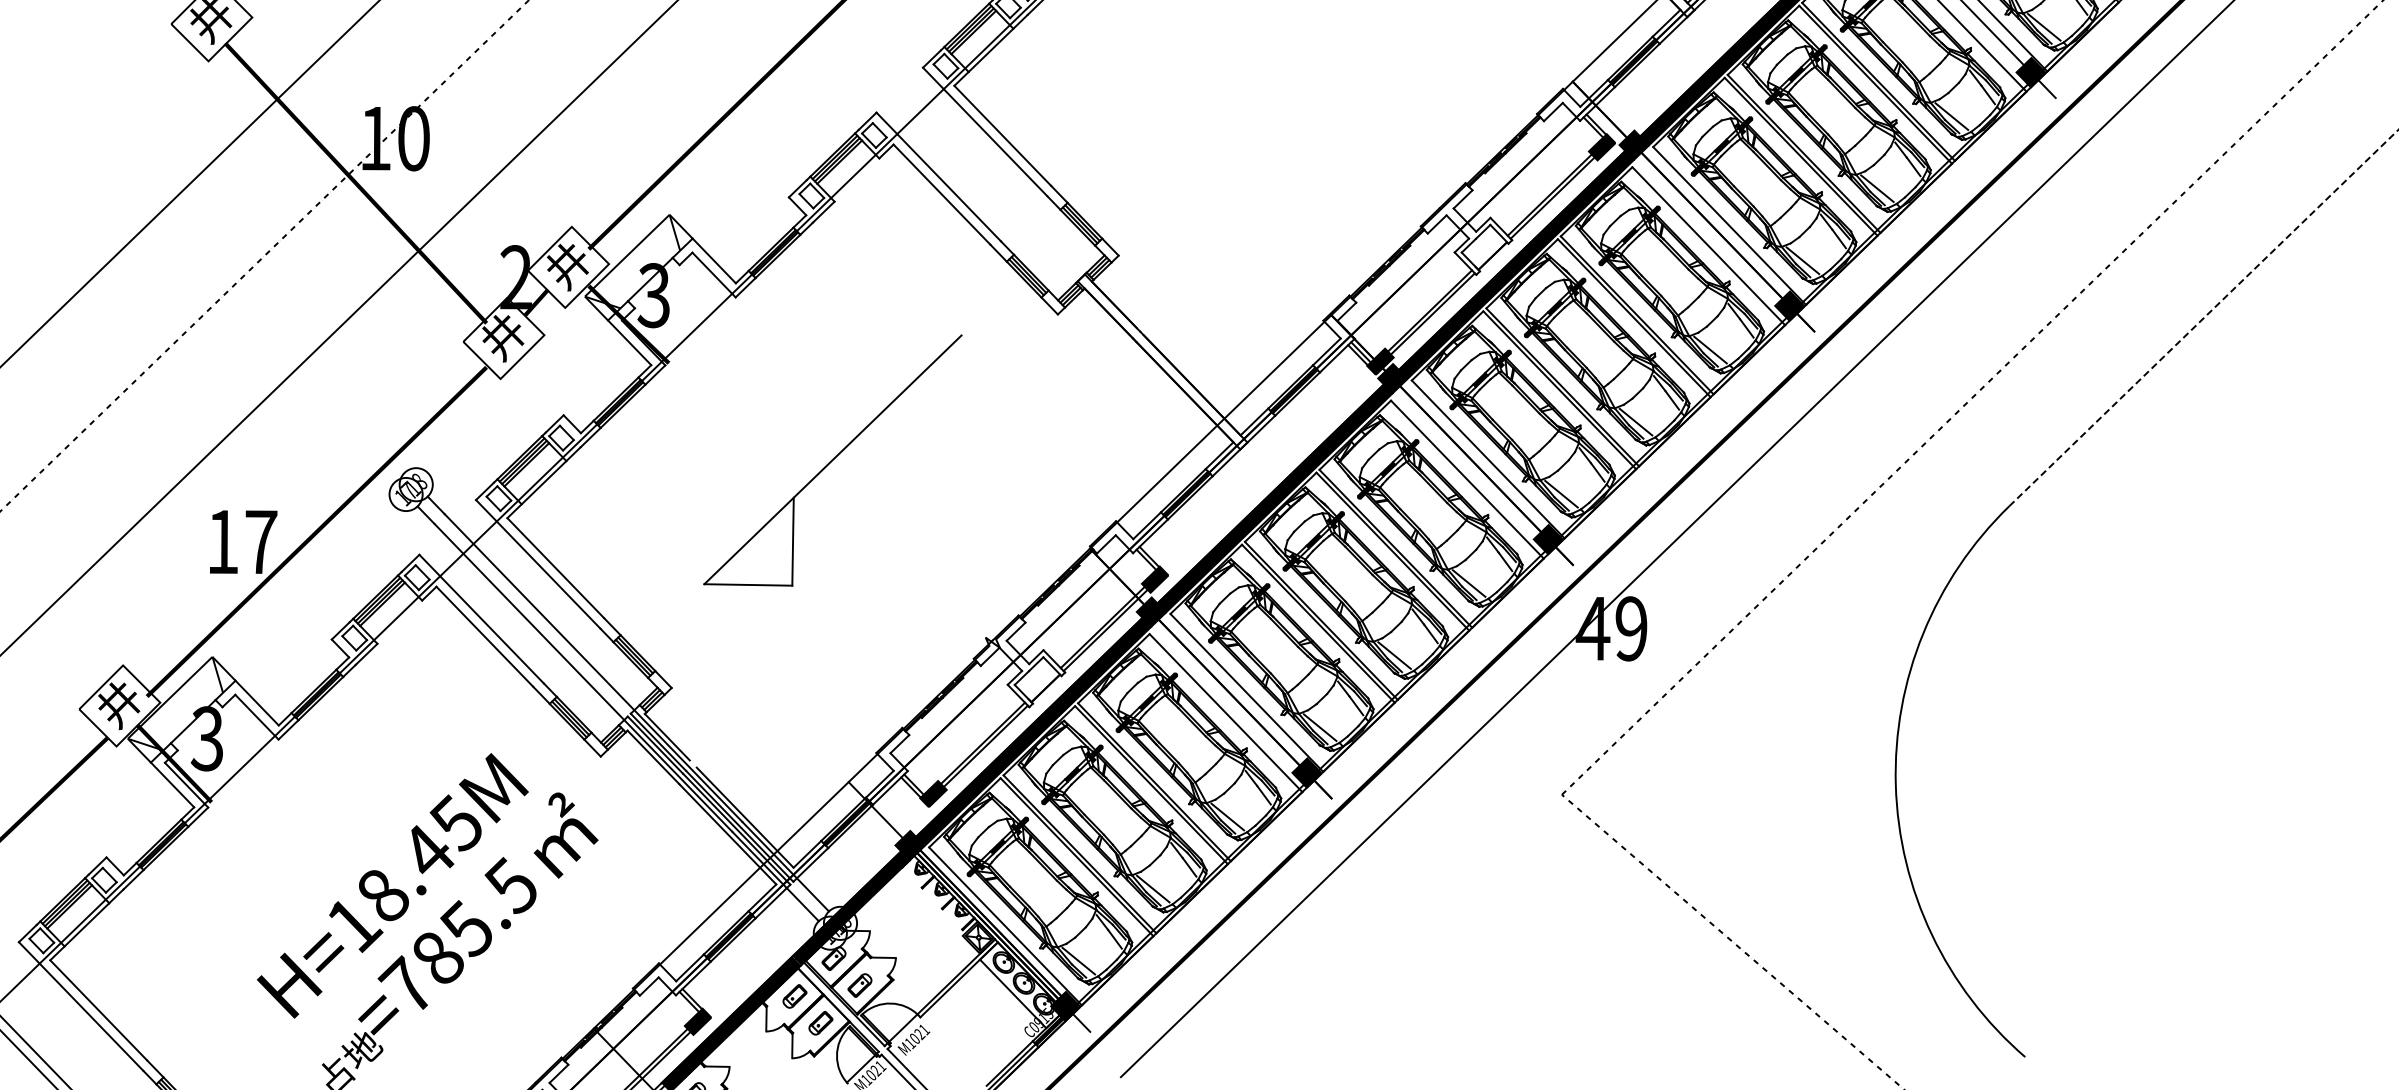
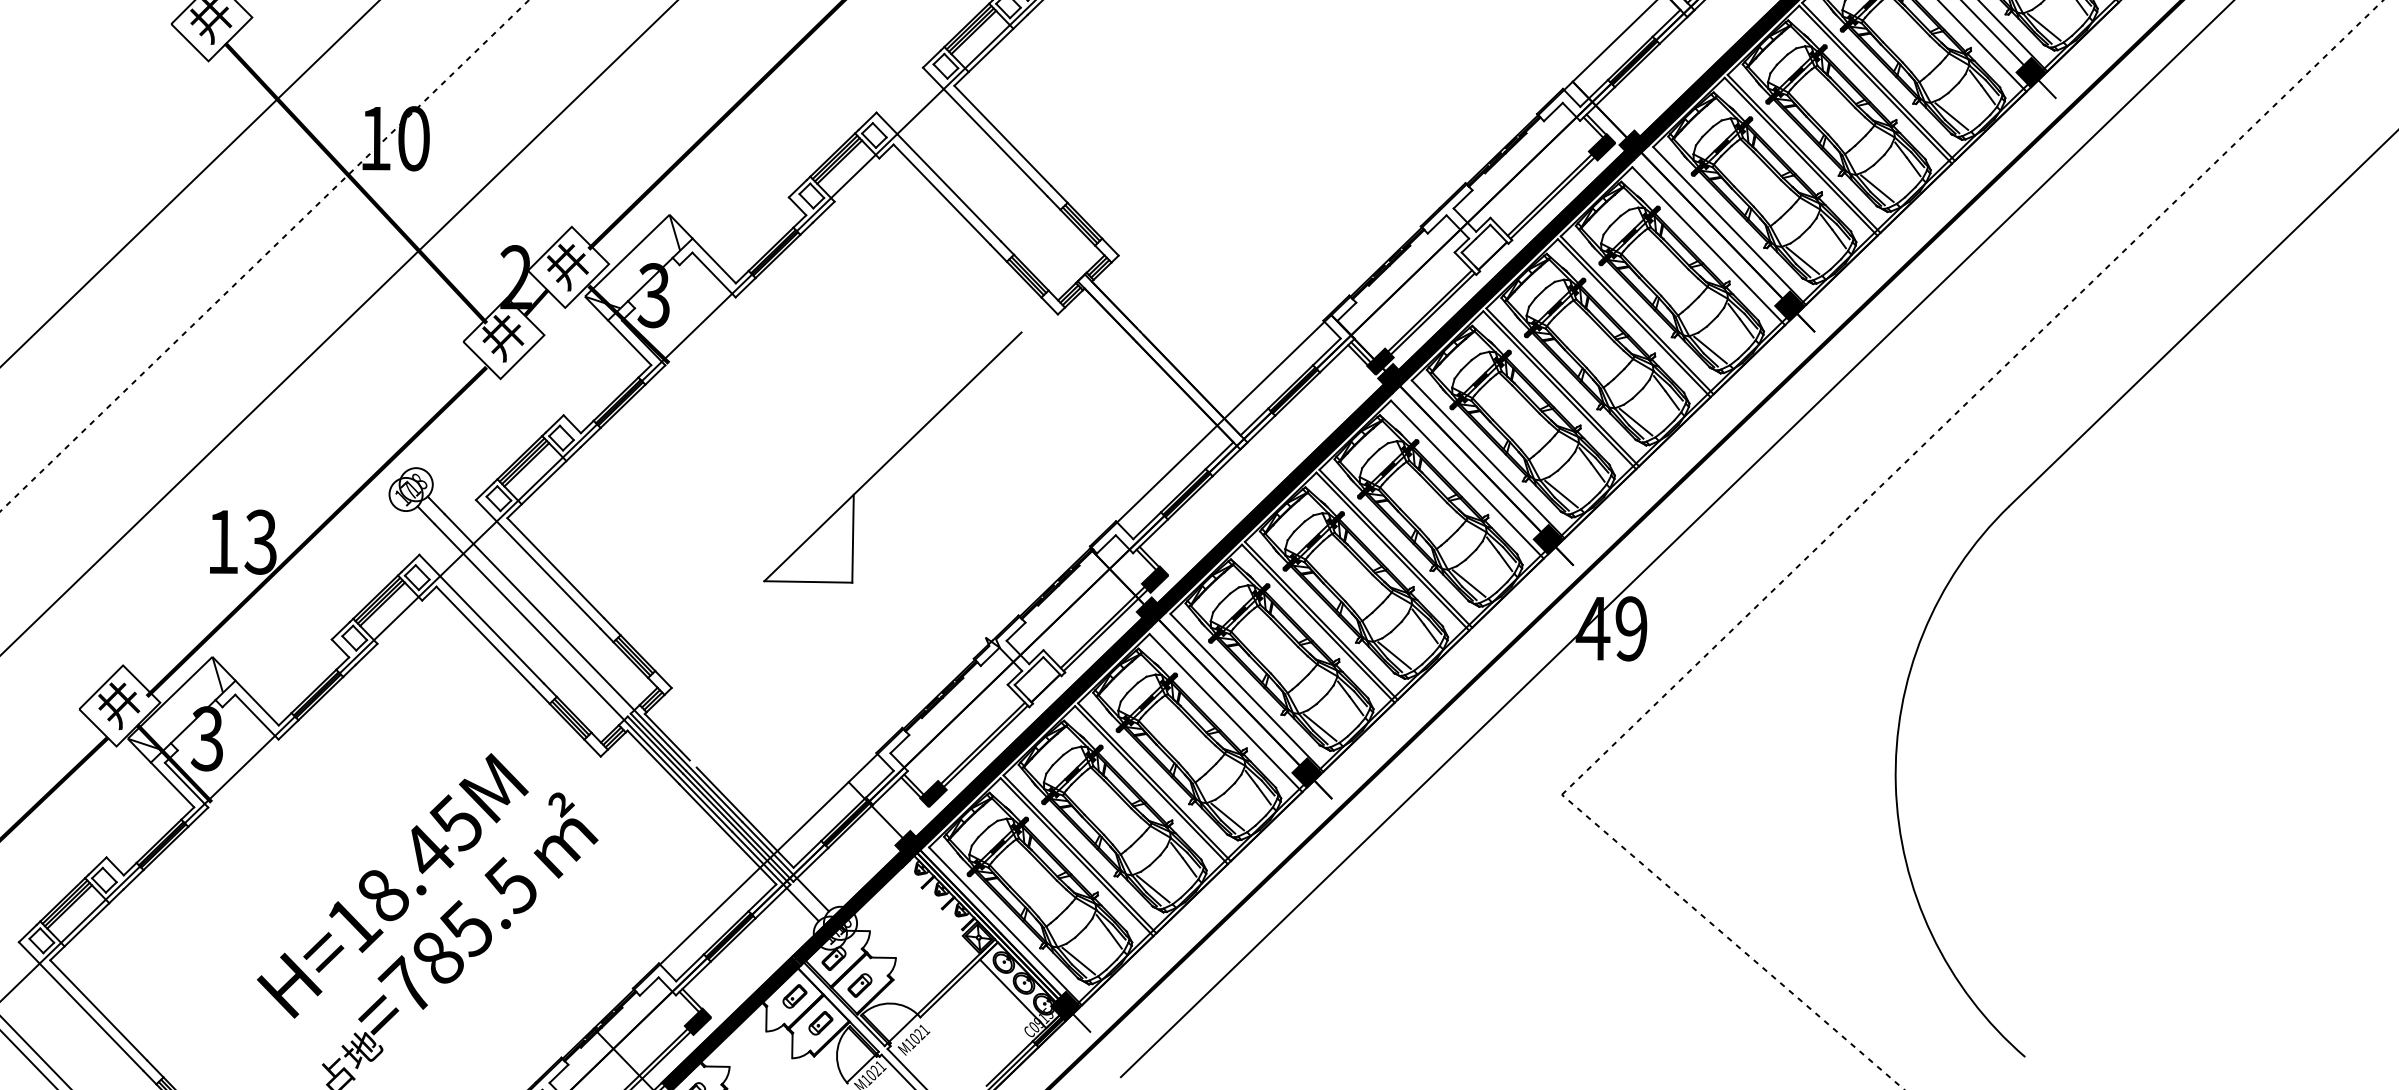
line: dashed -> solid (2204, 317)
part position: (832, 460) -> (892, 457) (892, 457)
text: 17 -> 13 (260, 541)
